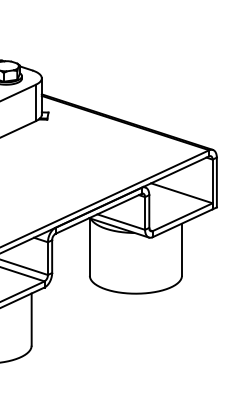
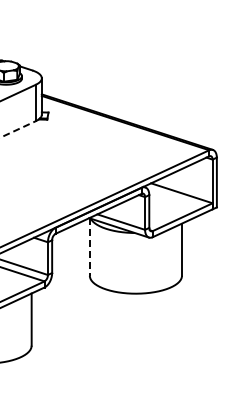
line: solid -> dashed (18, 129)
line: solid -> dashed (89, 247)
